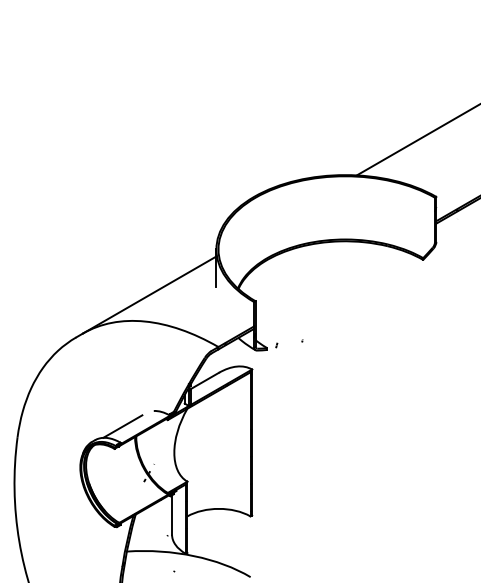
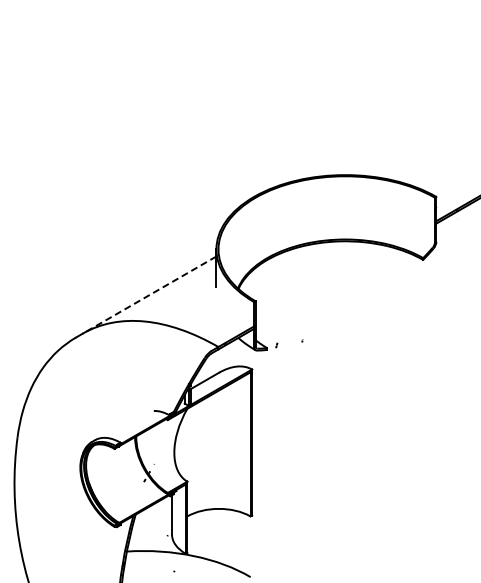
line: present -> none (416, 140)
line: solid -> dashed (149, 295)
line: present -> none (122, 426)
